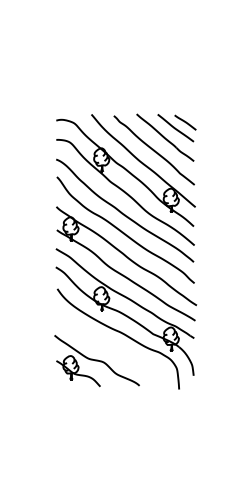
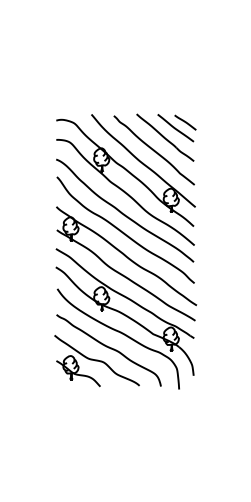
curve: none -> present (108, 348)
